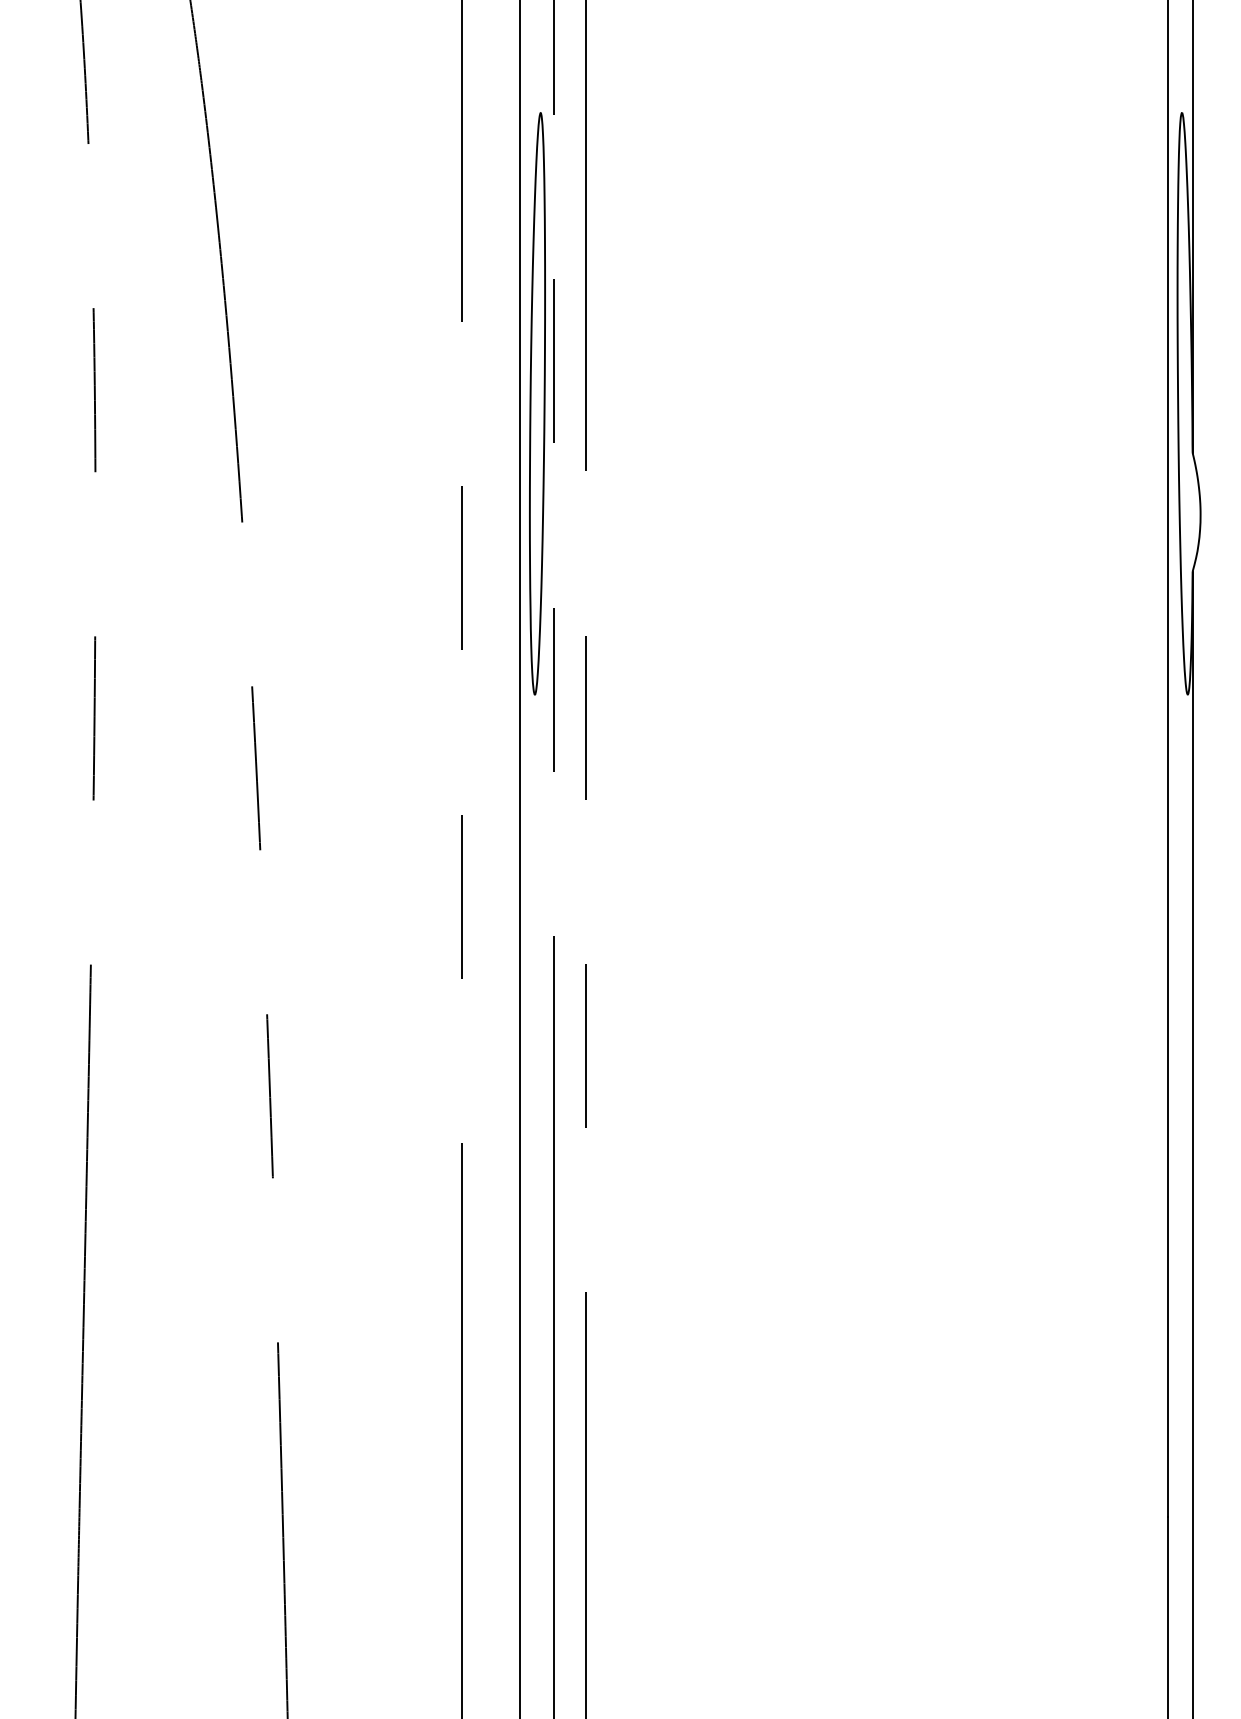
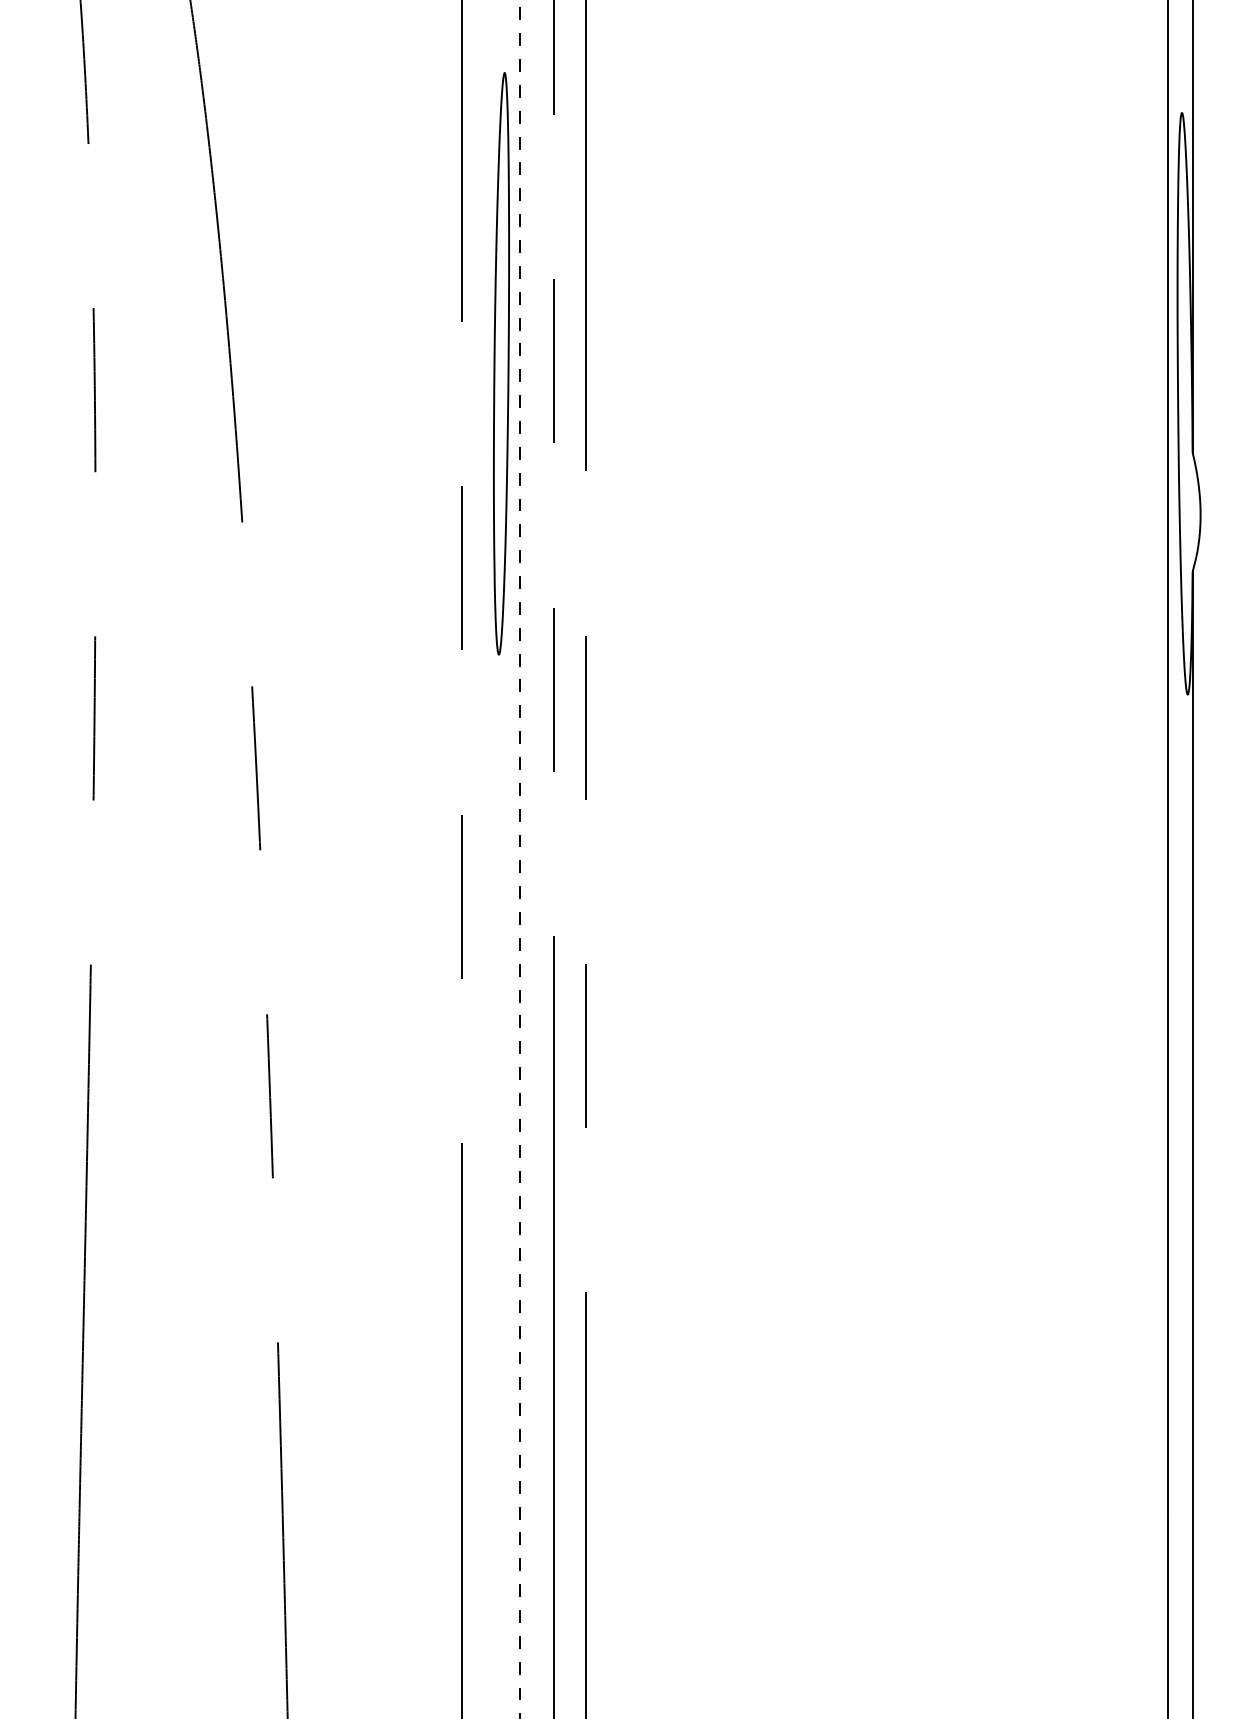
part position: (537, 403) -> (501, 363) (501, 363)
line: solid -> dashed (519, 859)
